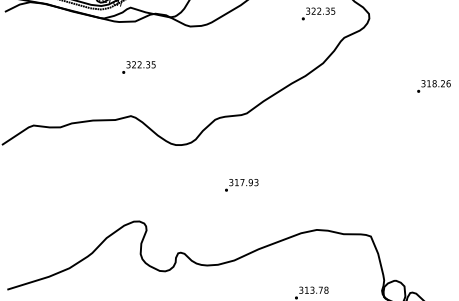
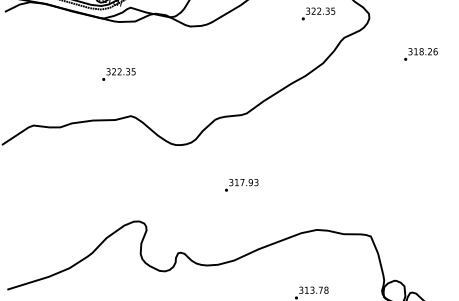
text position: (138, 67) -> (118, 74) (118, 74)
text position: (433, 86) -> (420, 54) (420, 54)
